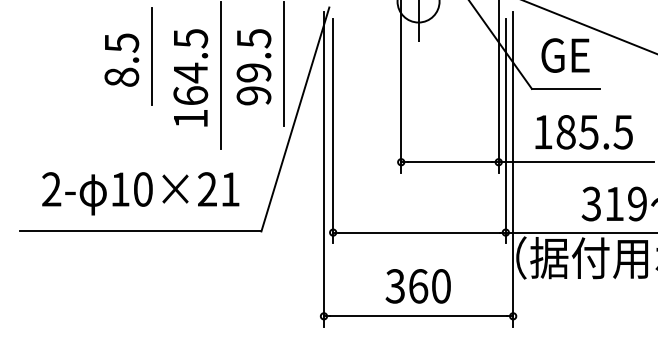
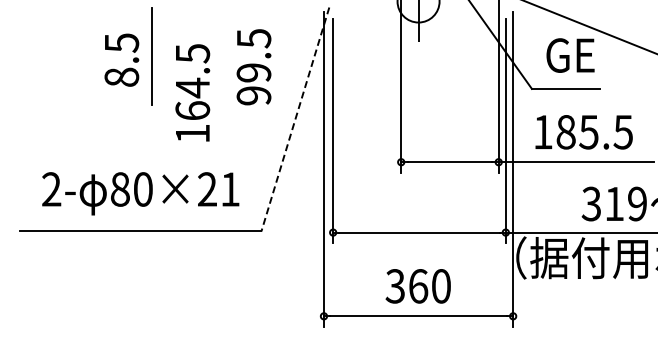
text position: (565, 55) -> (570, 55) (570, 55)
line: present -> none (283, 64)
line: present -> none (220, 75)
text position: (190, 77) -> (192, 92) (192, 92)
line: solid -> dashed (295, 119)
text: 10×21 -> 80×21 (120, 189)
